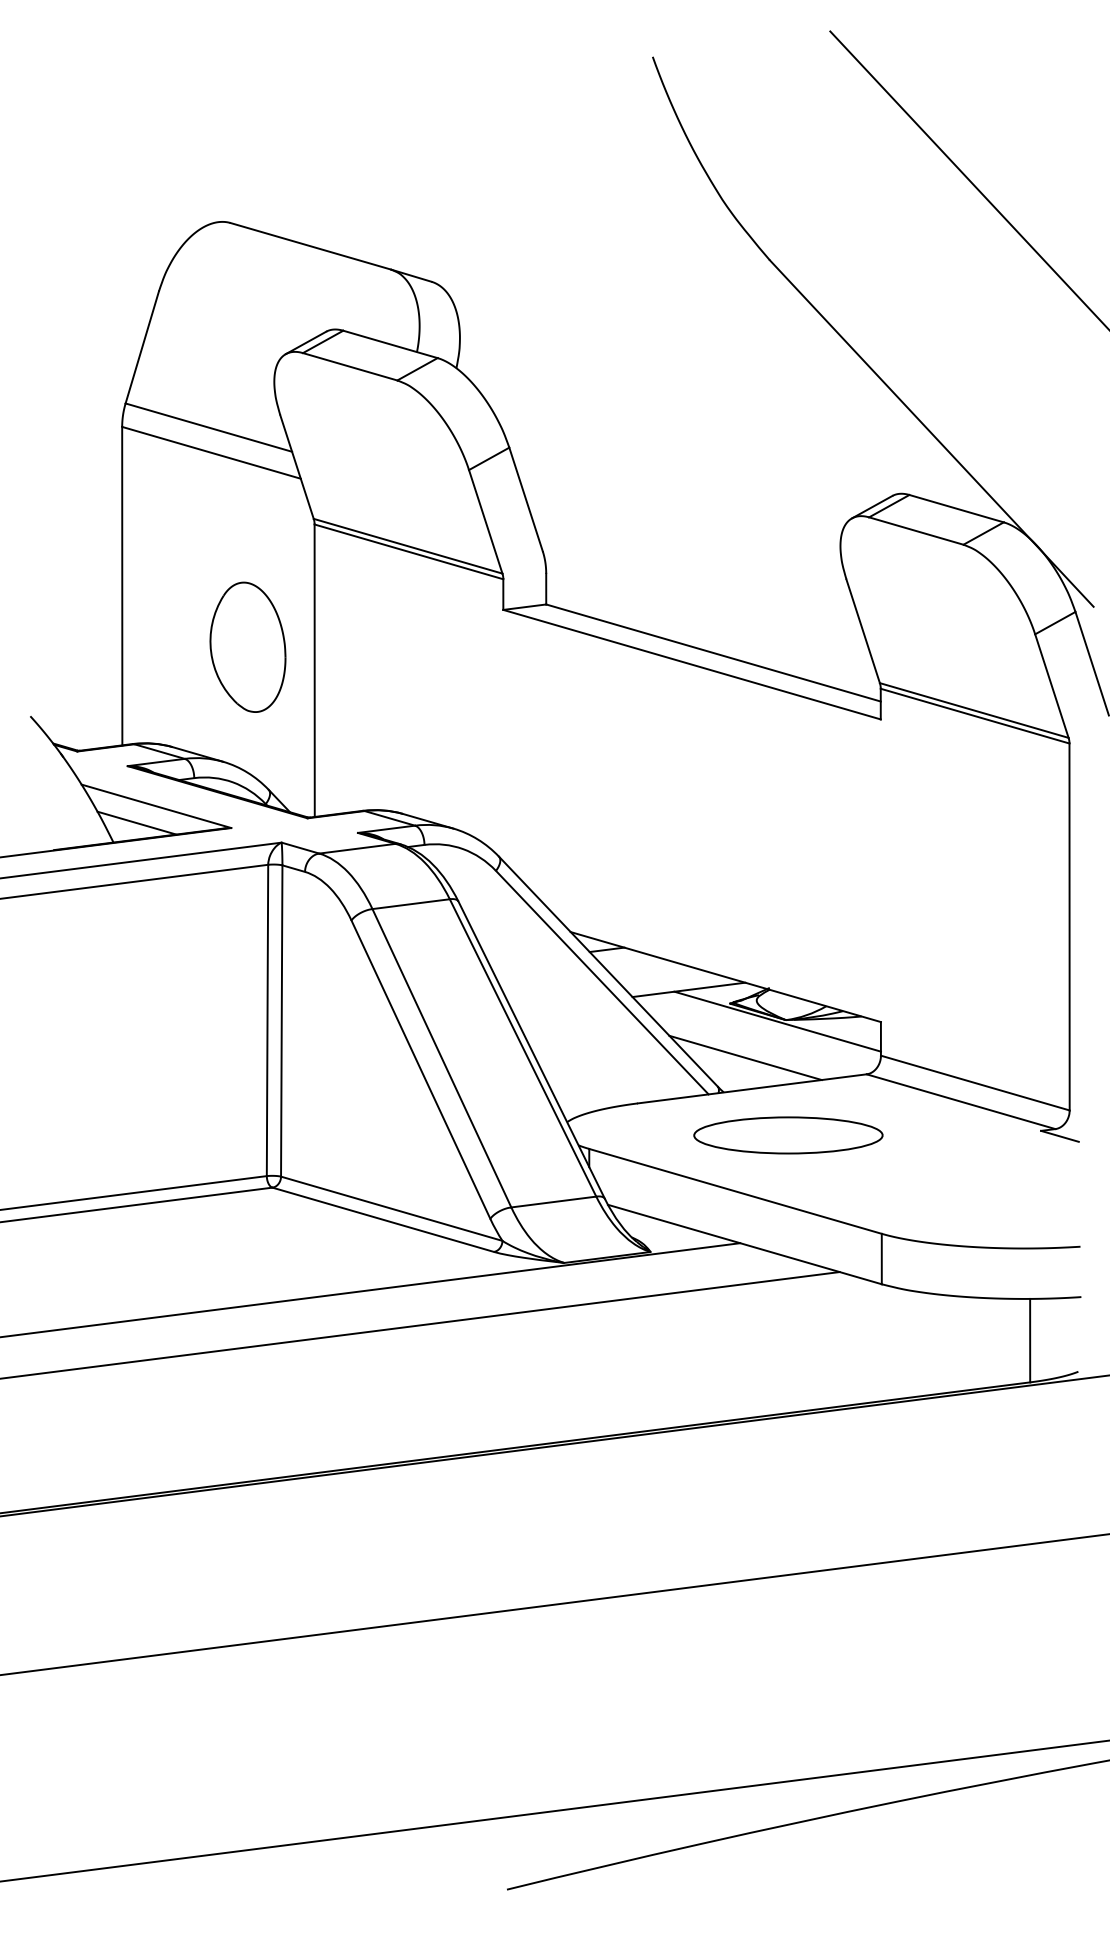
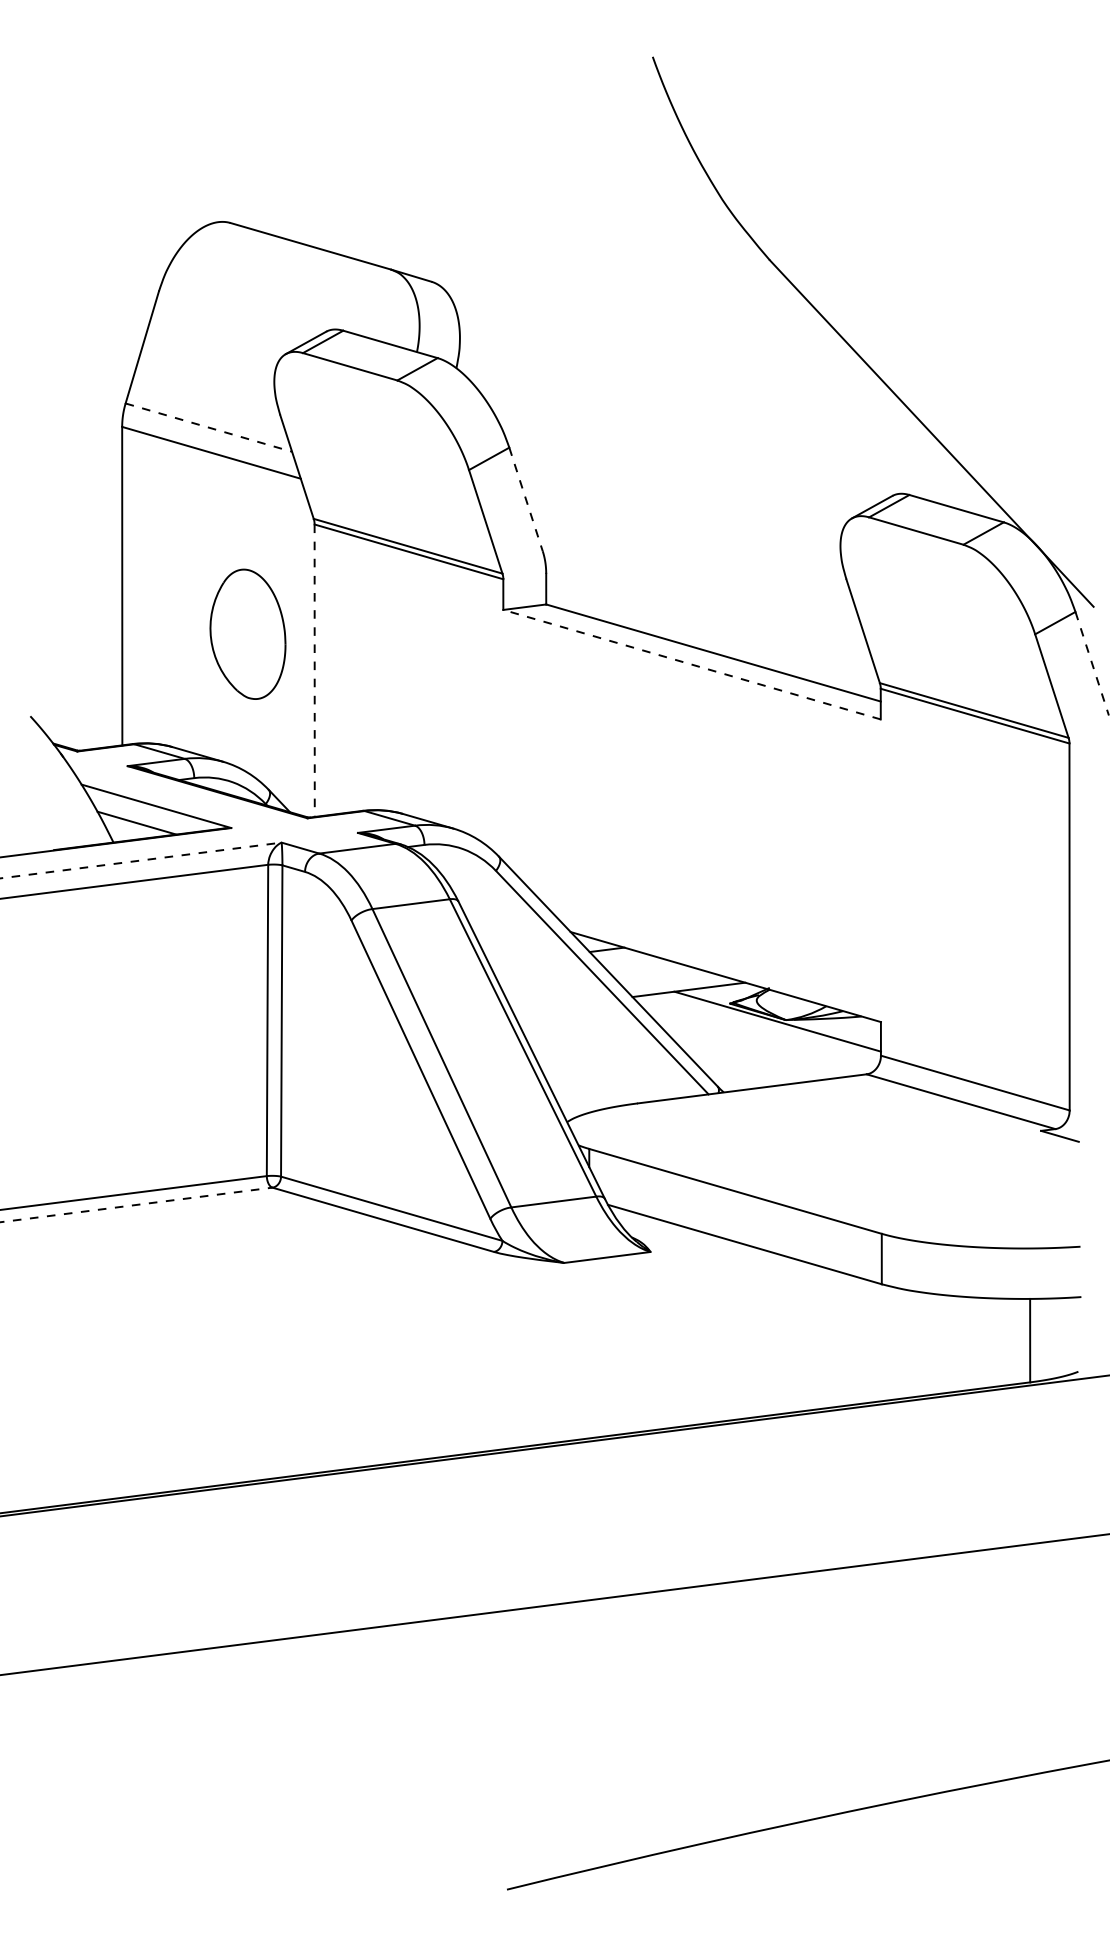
line: present -> none (968, 179)
line: solid -> dashed (208, 427)
line: solid -> dashed (526, 499)
part position: (247, 646) -> (247, 633) (247, 633)
line: solid -> dashed (691, 664)
line: solid -> dashed (1092, 664)
line: solid -> dashed (314, 671)
line: solid -> dashed (140, 860)
line: present -> none (745, 1057)
part: present -> none (788, 1135)
line: solid -> dashed (136, 1204)
line: present -> none (371, 1290)
line: present -> none (420, 1325)
line: present -> none (554, 1811)
